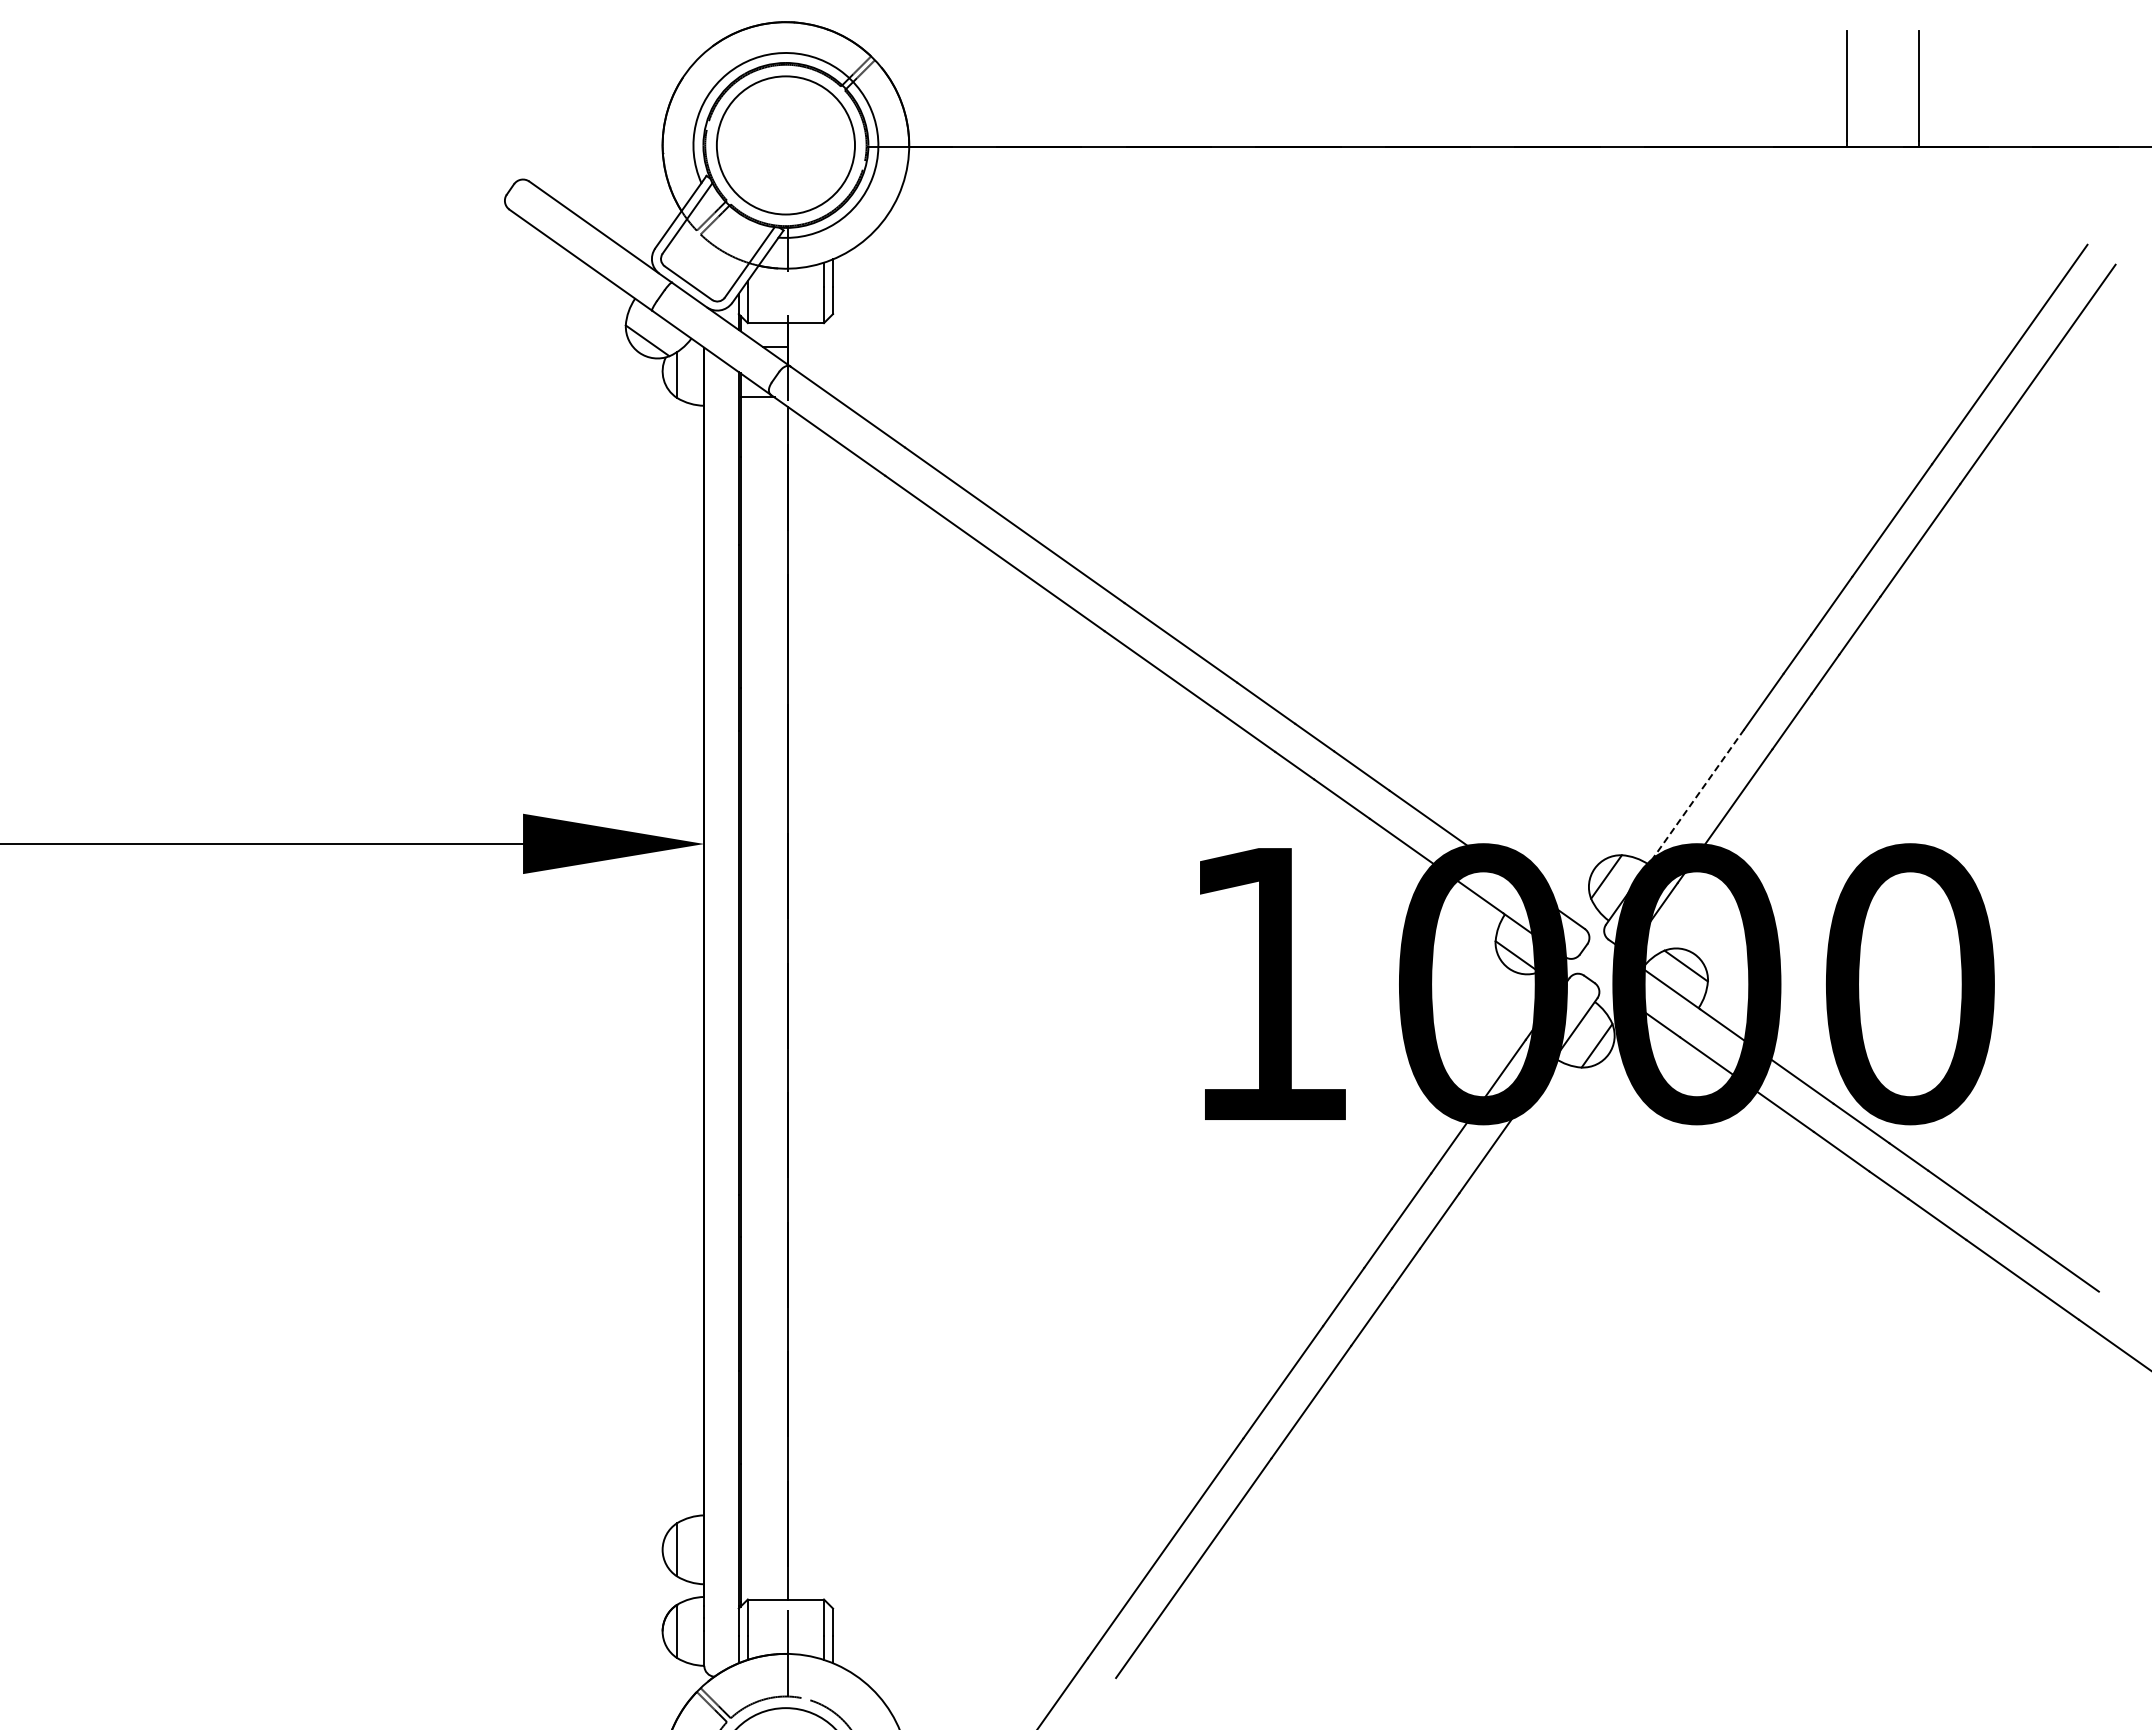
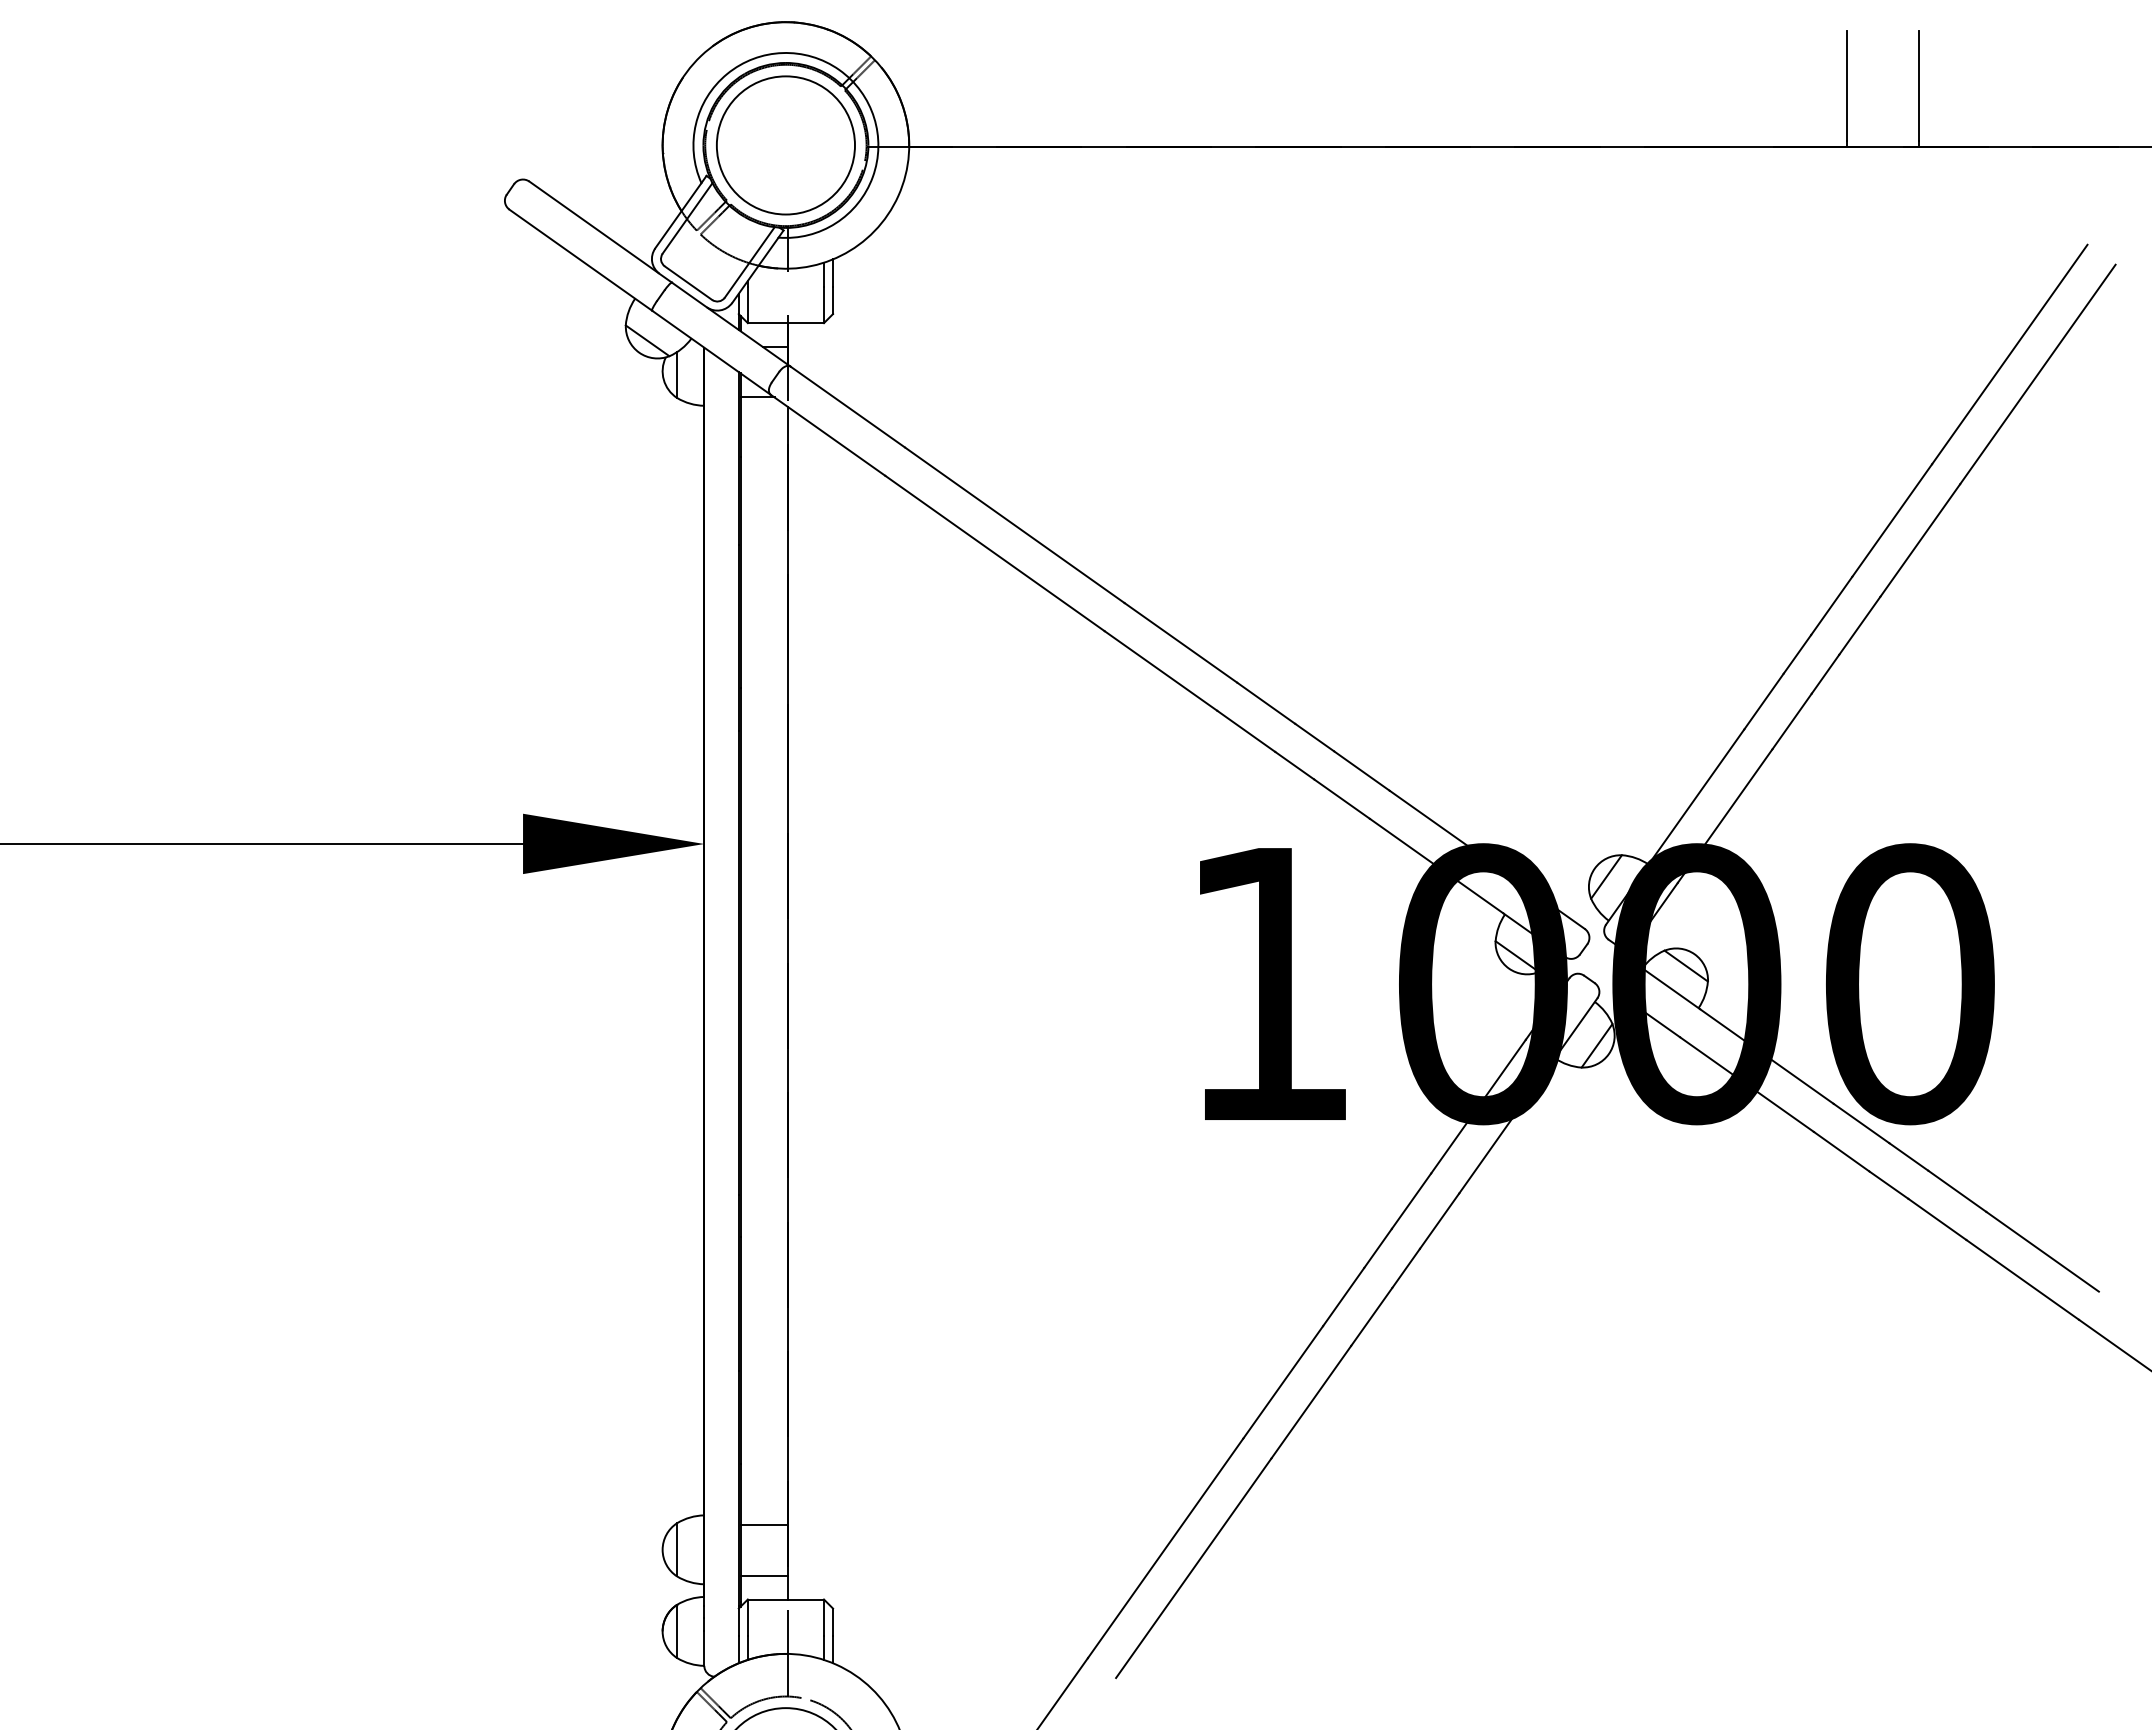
line: dashed -> solid (1696, 796)
line: none -> present (763, 1525)
line: none -> present (763, 1575)
